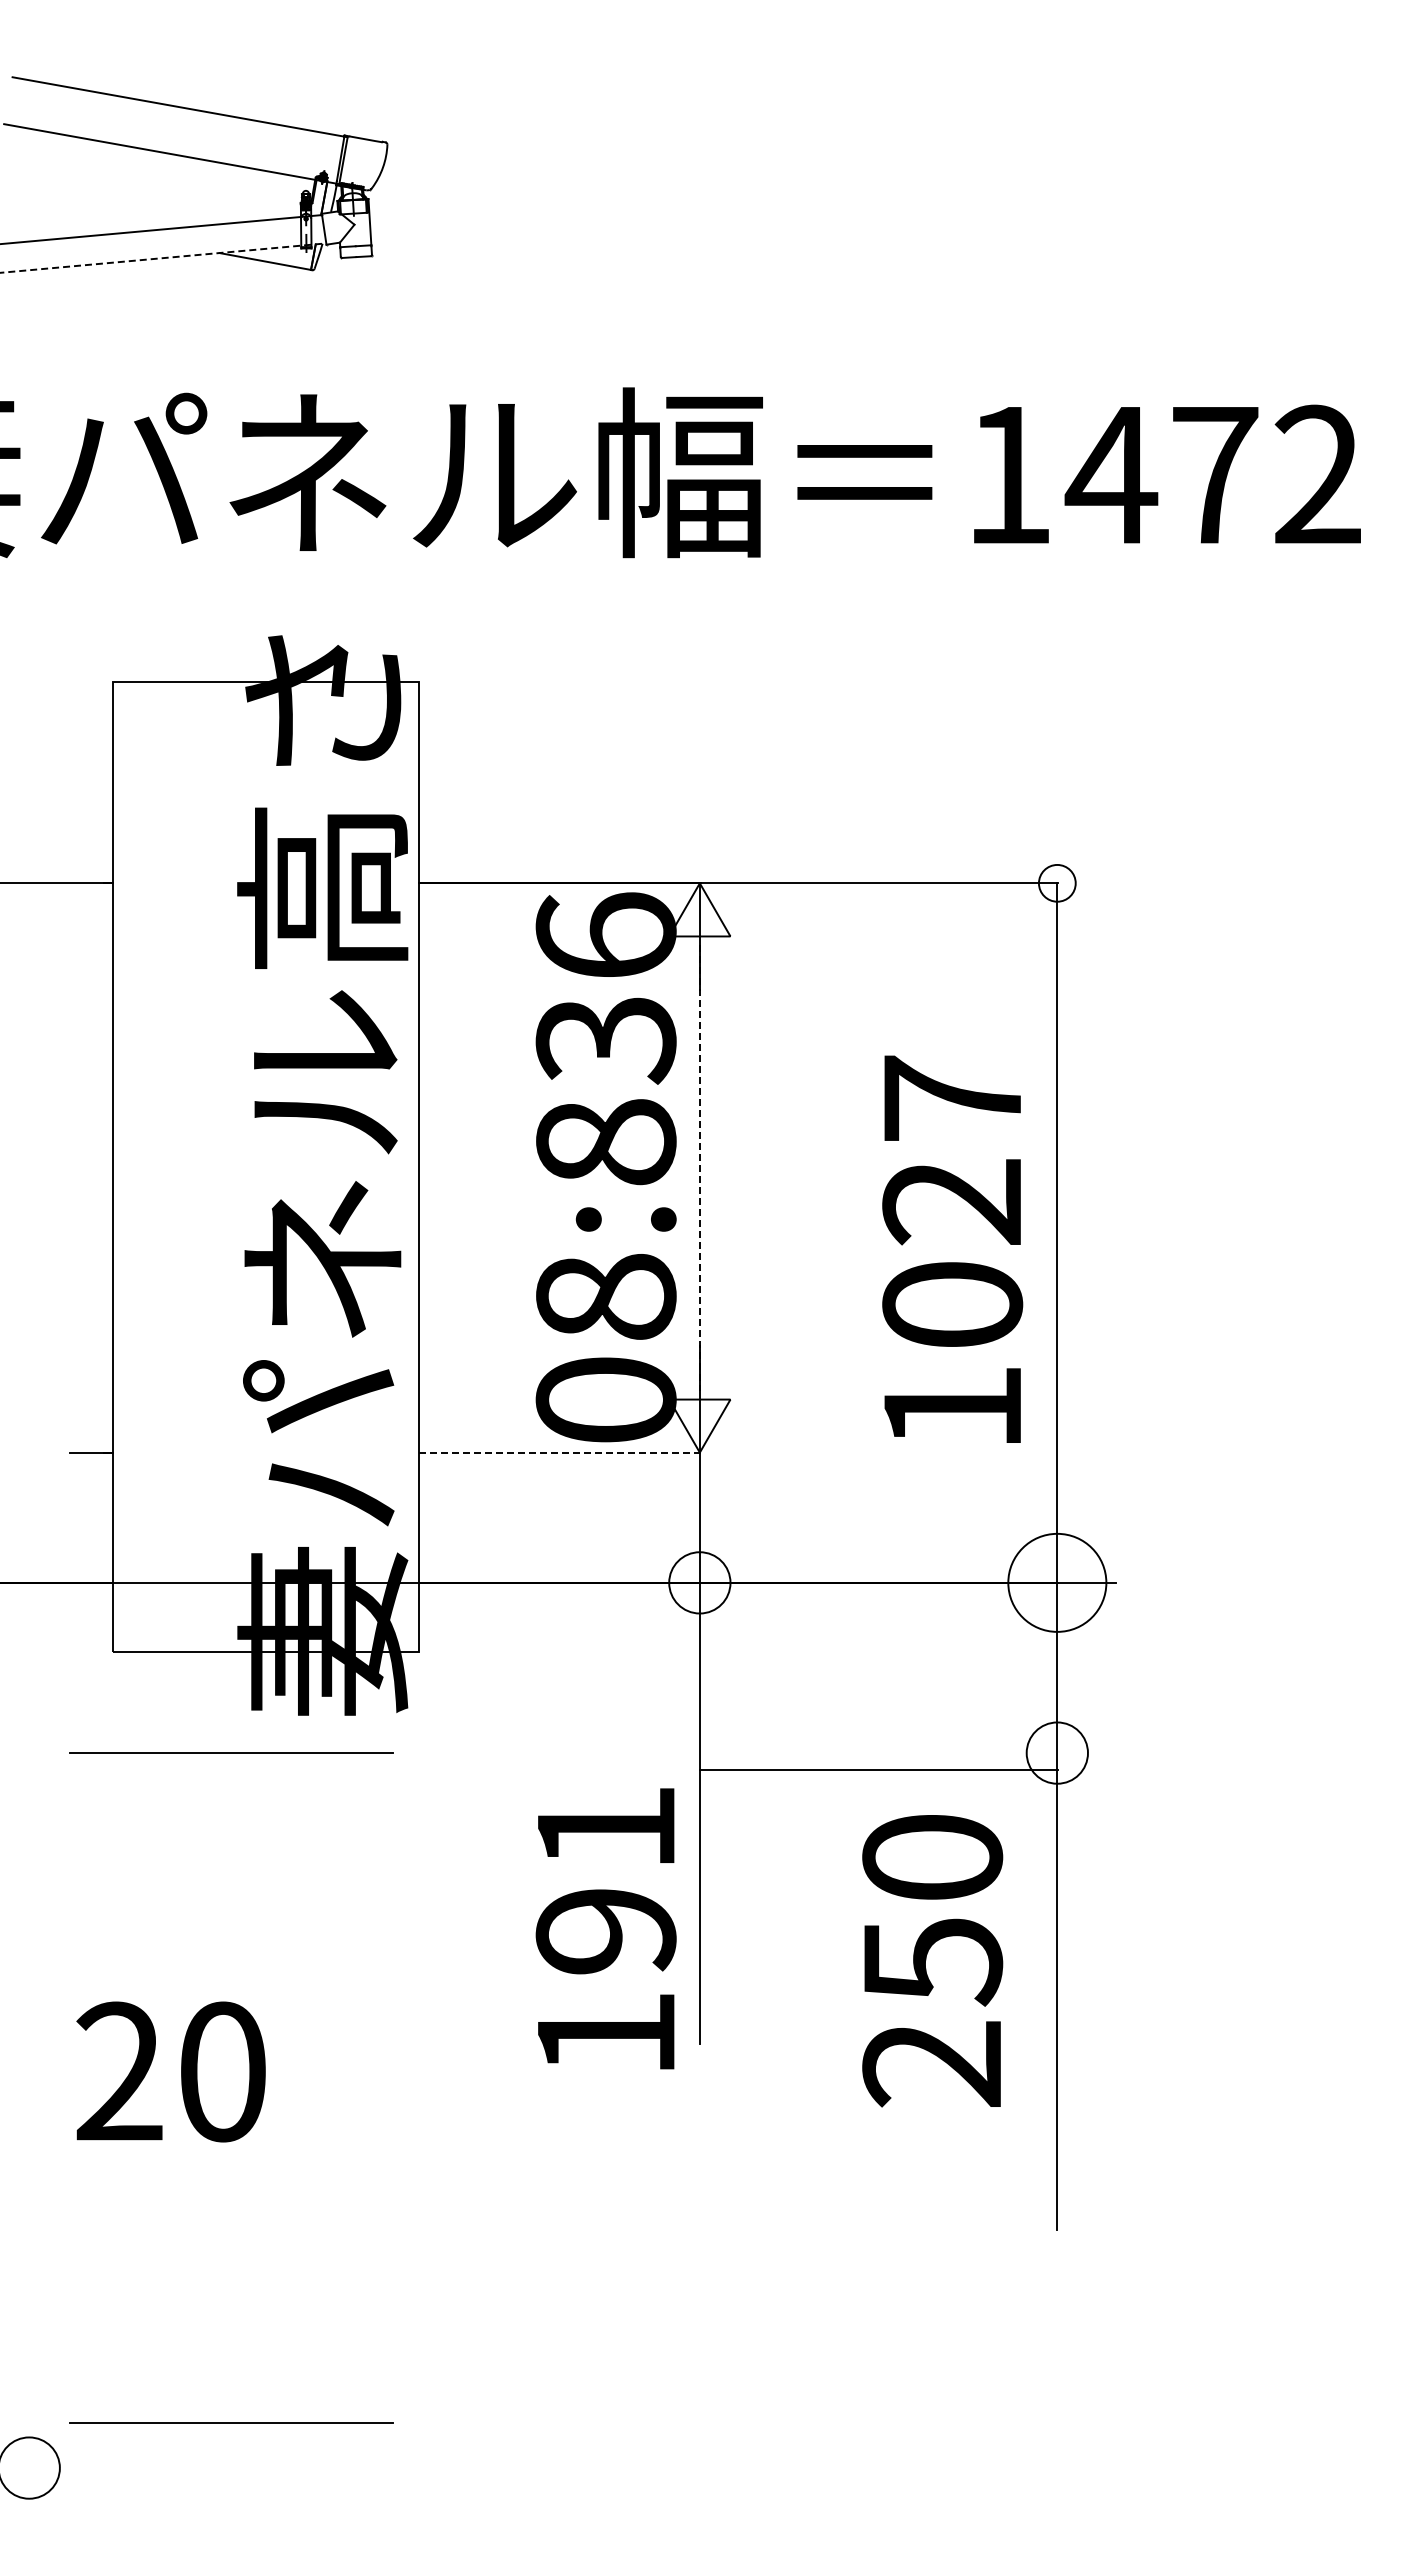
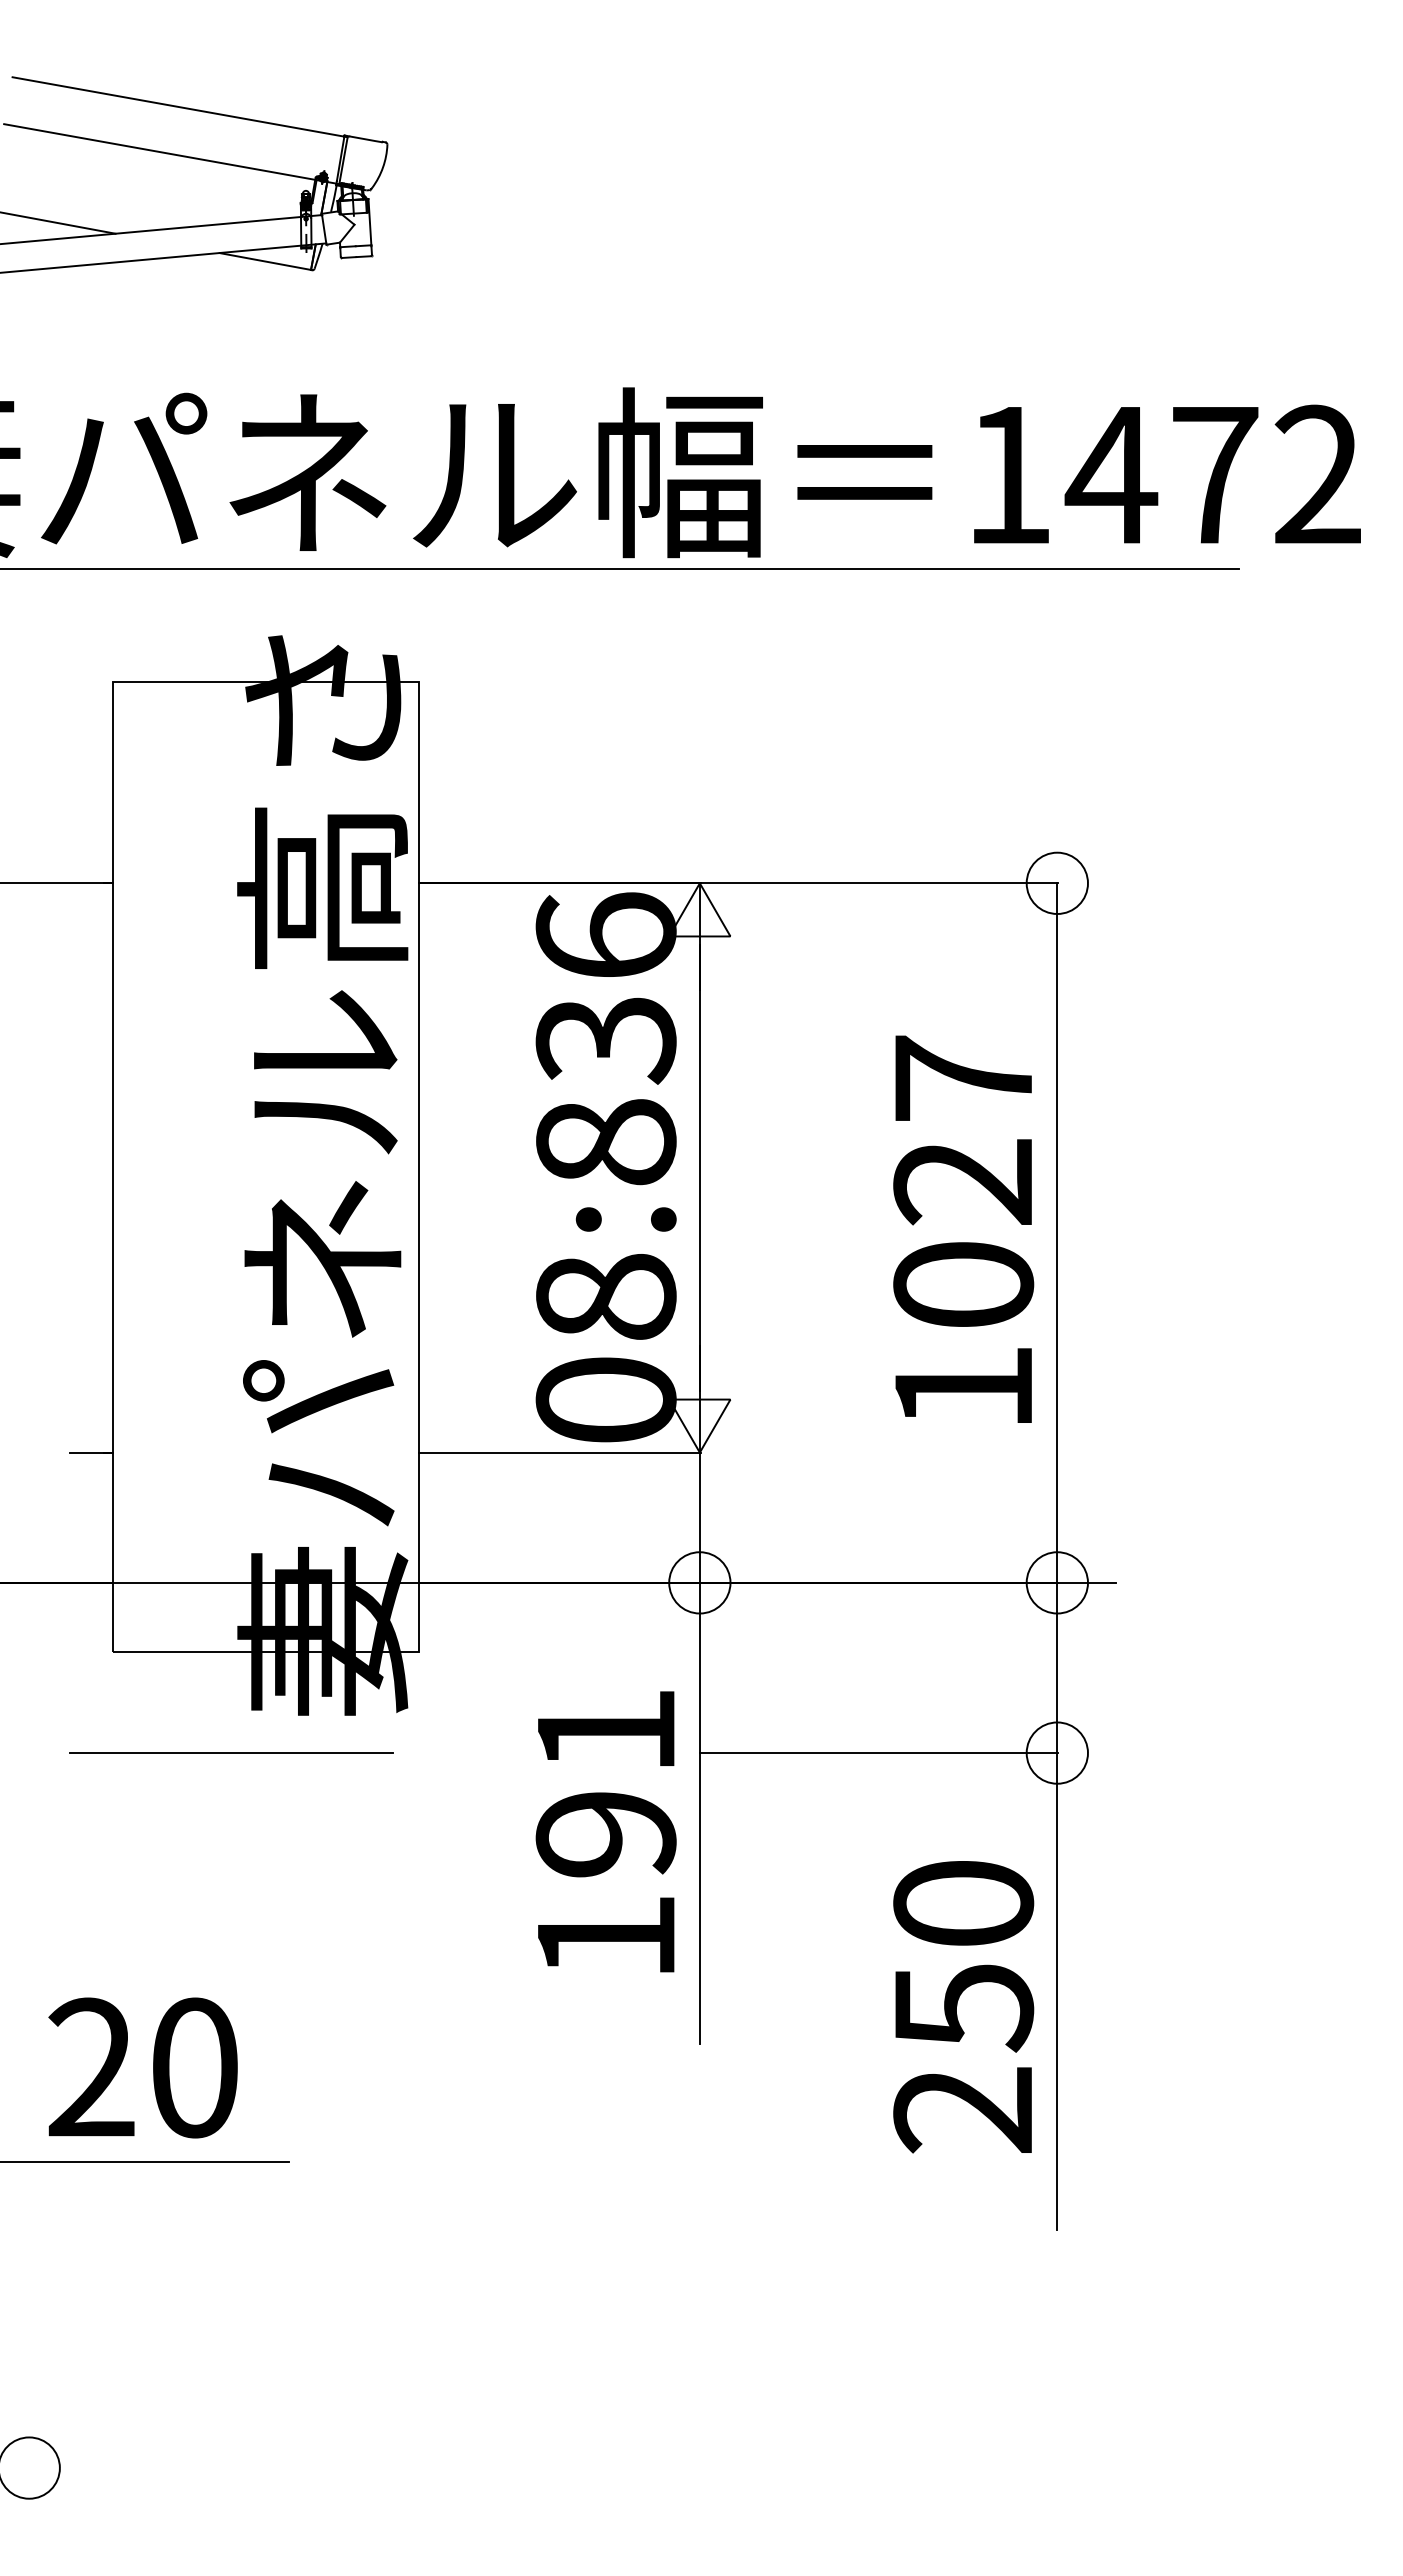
line: none -> present (58, 222)
line: dashed -> solid (164, 258)
line: none -> present (620, 568)
circle diameter: 37 px -> 61 px (1056, 882)
line: dashed -> solid (699, 1168)
text position: (952, 1248) -> (963, 1228) (963, 1228)
line: dashed -> solid (559, 1452)
circle diameter: 98 px -> 61 px (1056, 1582)
line position: (878, 1770) -> (878, 1753) (878, 1753)
text position: (605, 1928) -> (605, 1831) (605, 1831)
text position: (932, 1961) -> (963, 2007) (963, 2007)
text position: (170, 2071) -> (142, 2067) (142, 2067)
line: none -> present (145, 2161)
line: present -> none (231, 2422)
